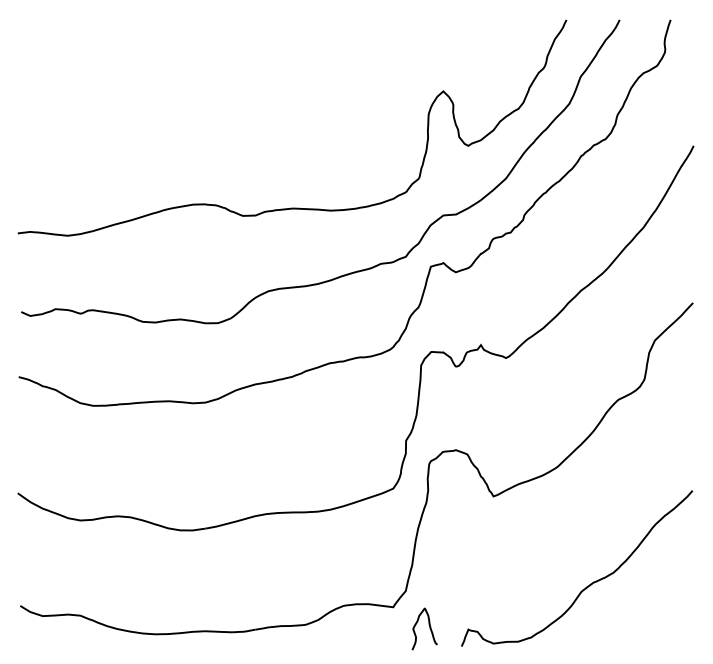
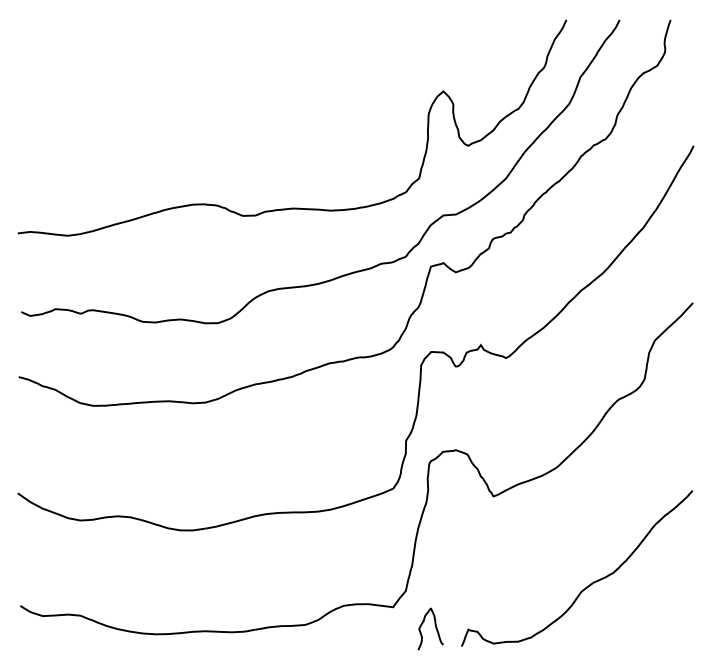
curve position: (429, 628) -> (435, 628) (435, 628)
